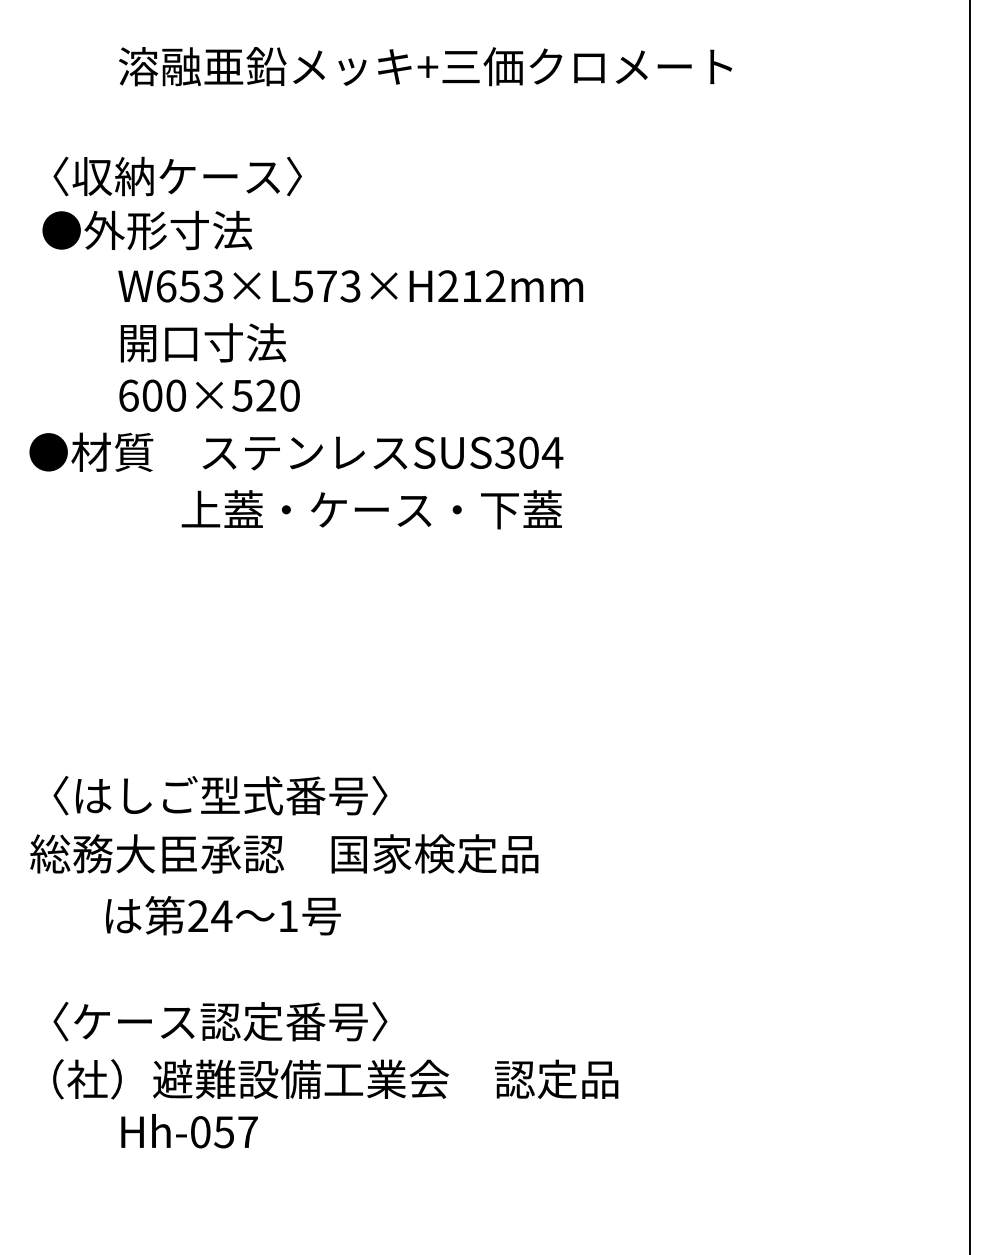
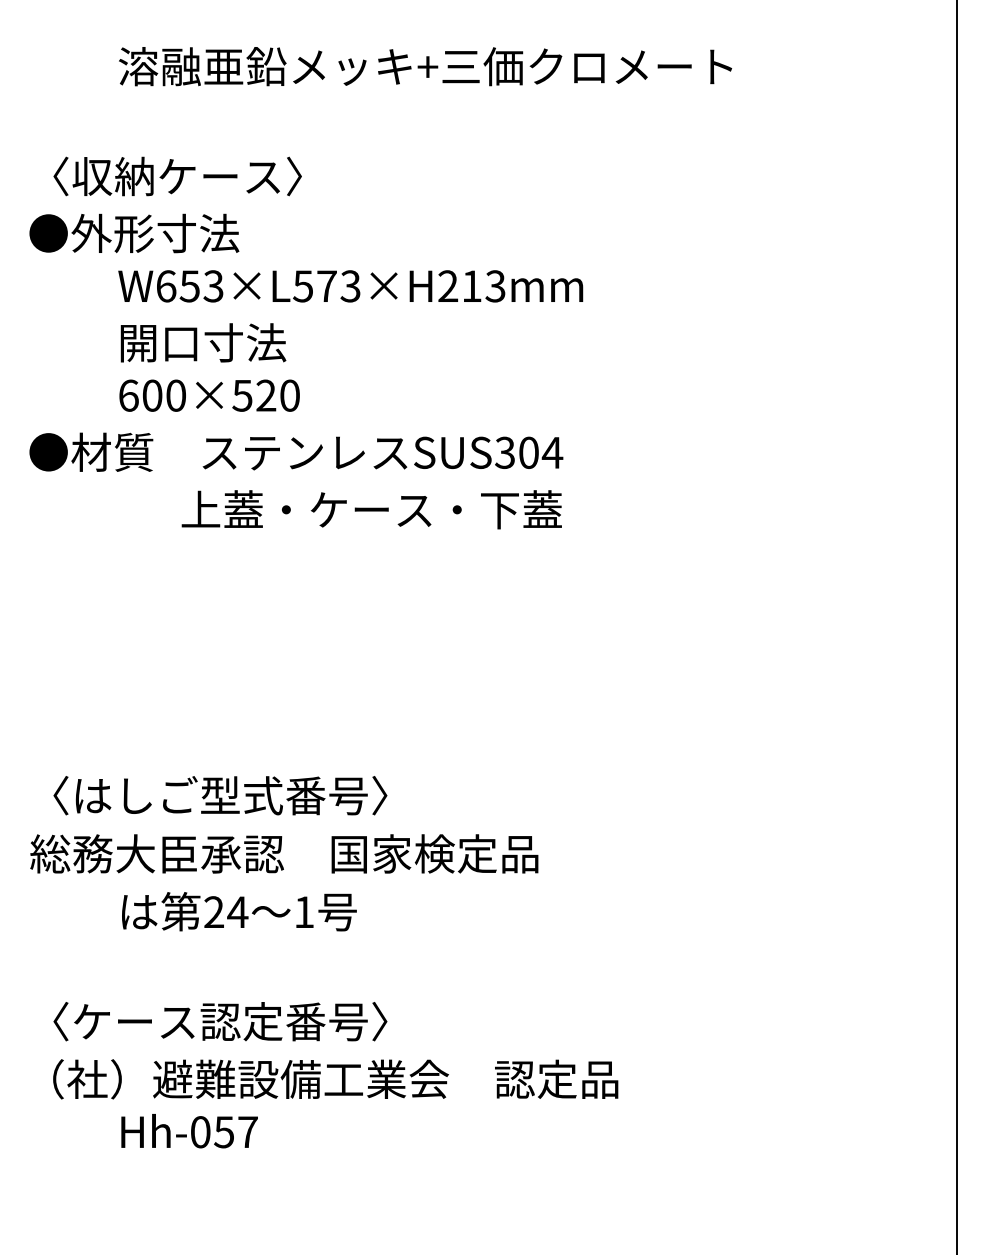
text position: (147, 230) -> (134, 233) (134, 233)
text: W653×L573×H212mm -> W653×L573×H213mm (495, 286)
line position: (969, 626) -> (956, 626) (956, 626)
text position: (223, 915) -> (239, 911) (239, 911)
